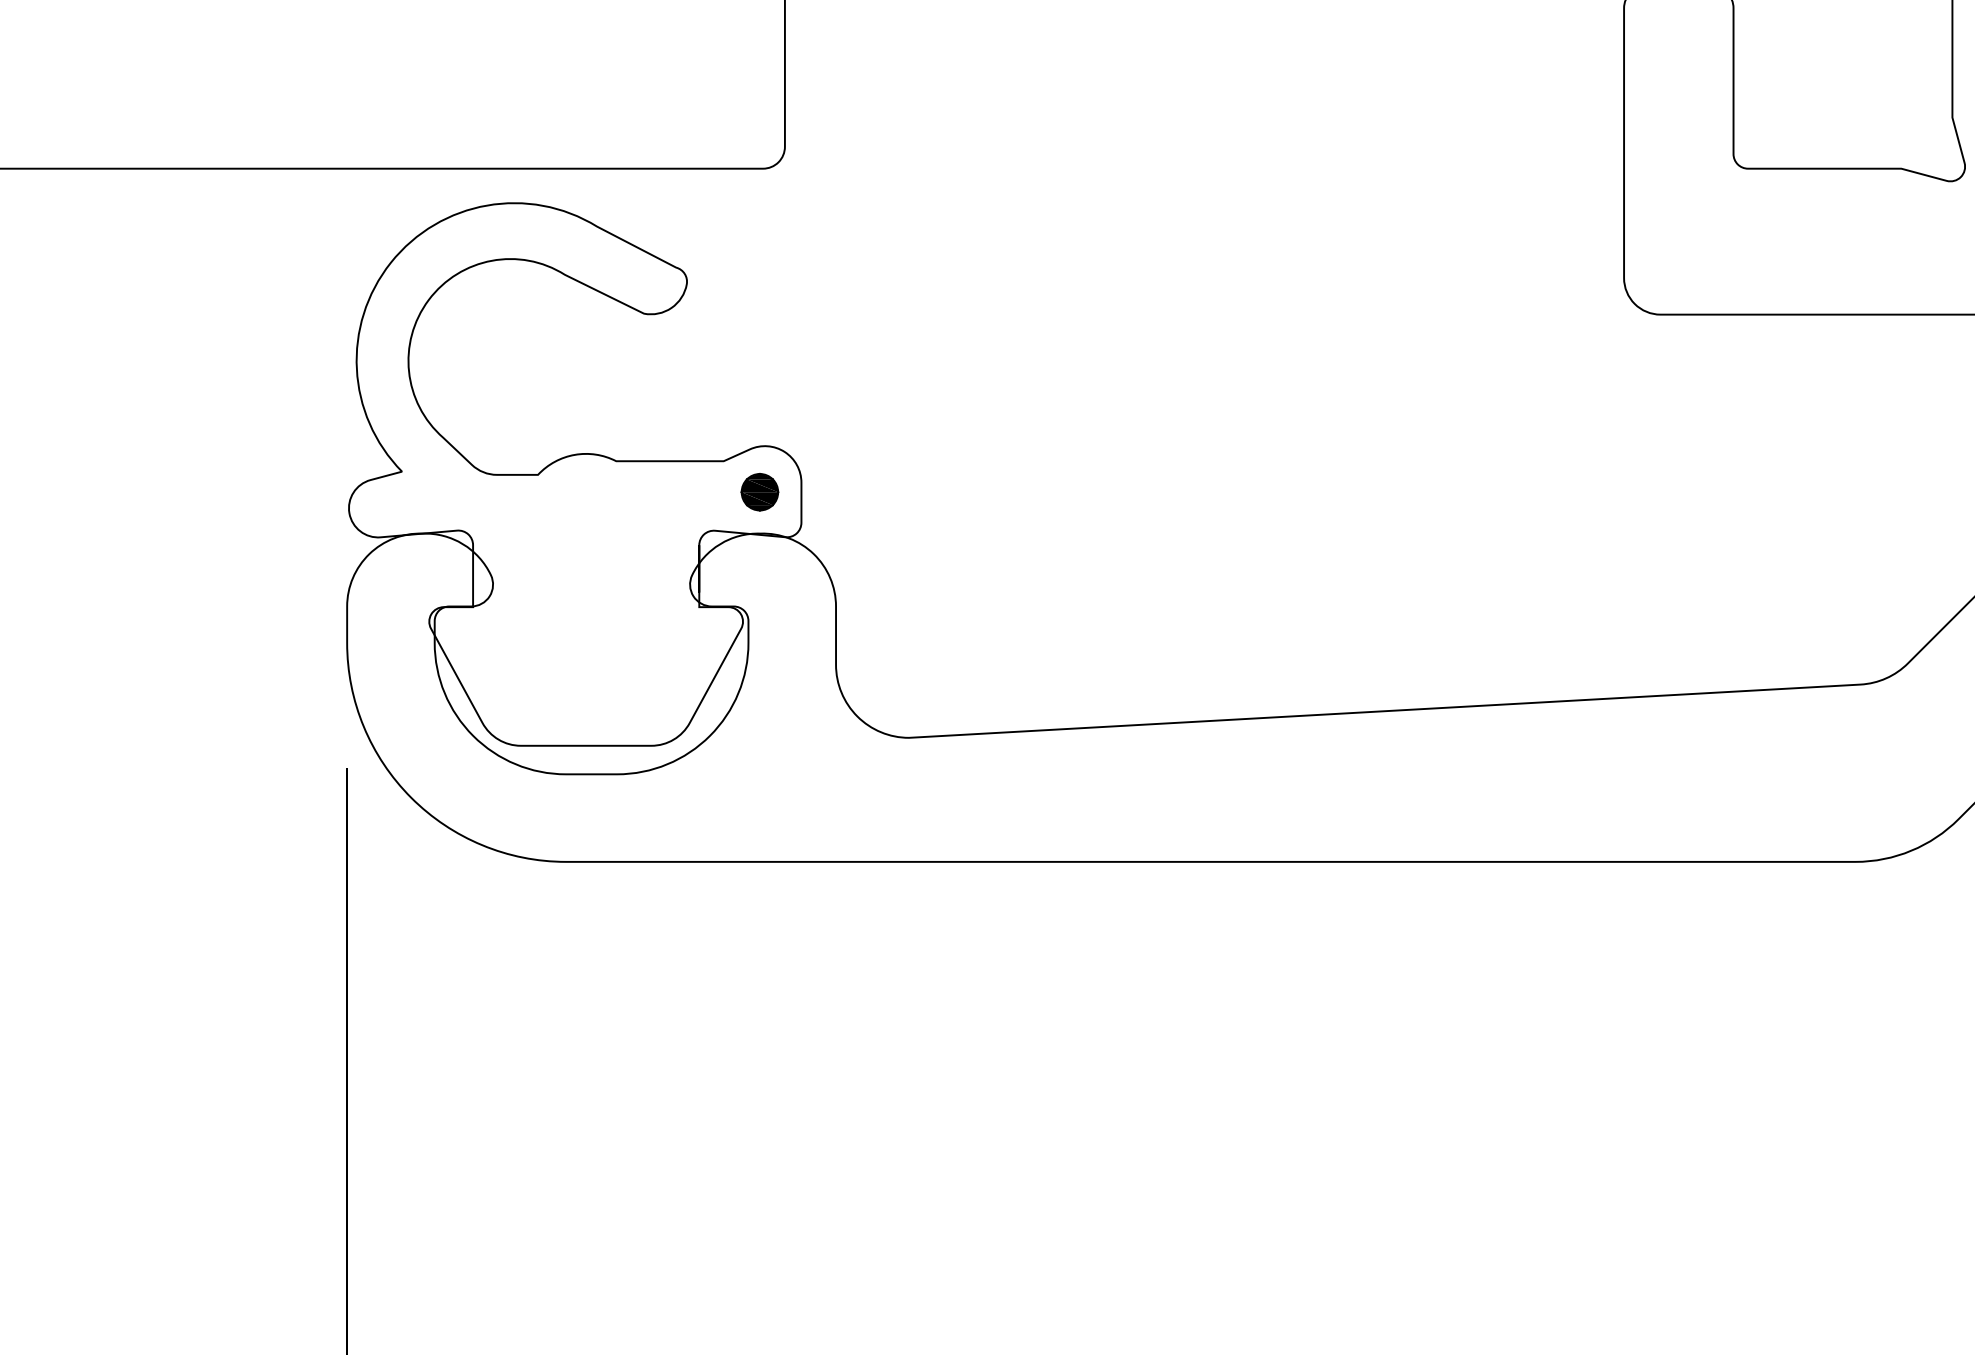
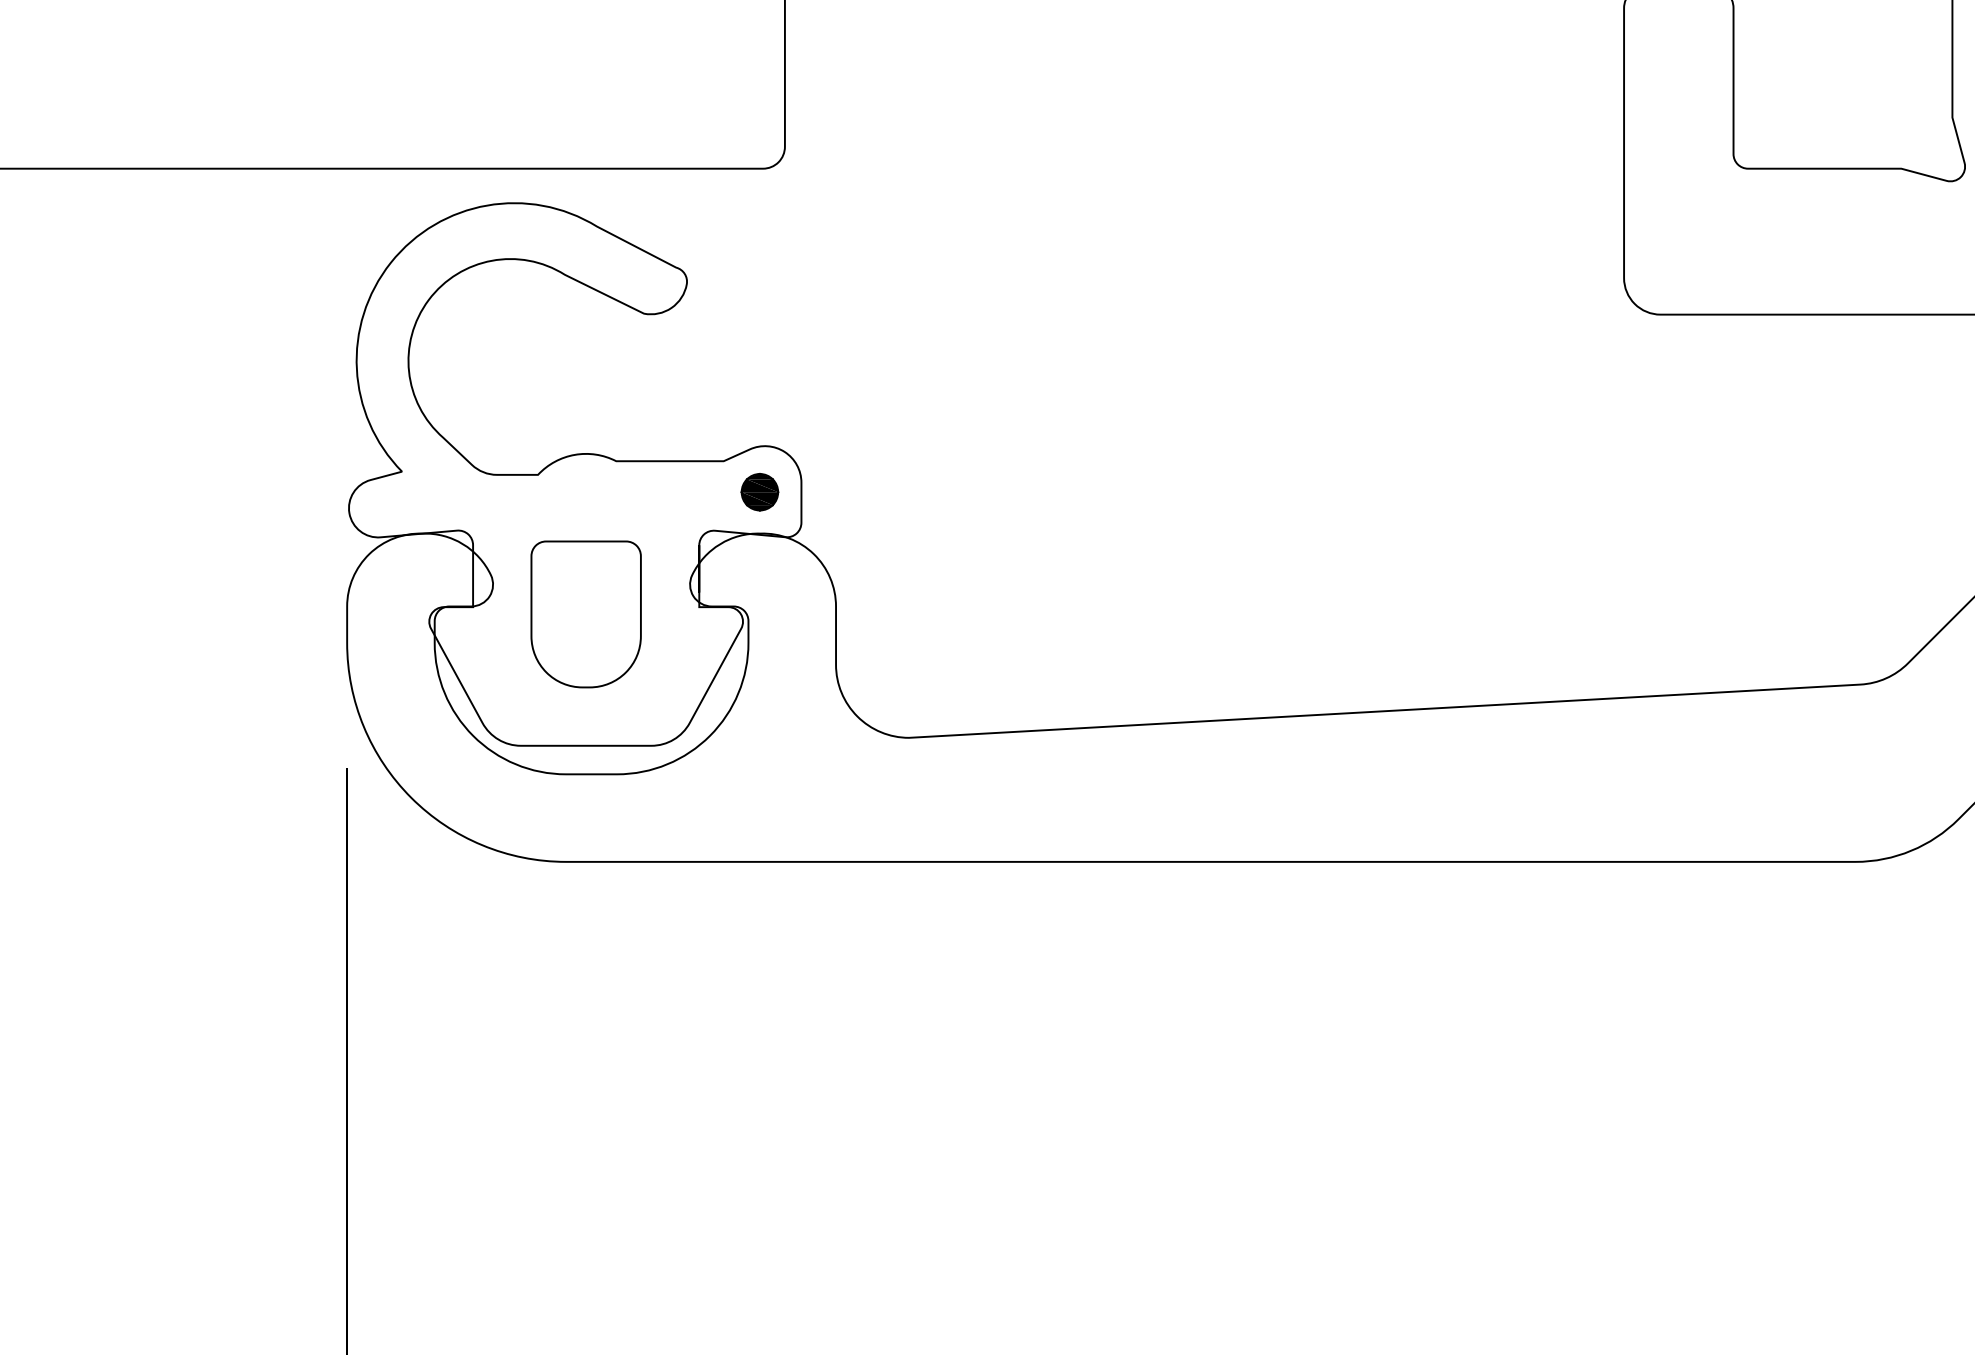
part: none -> present (585, 614)
